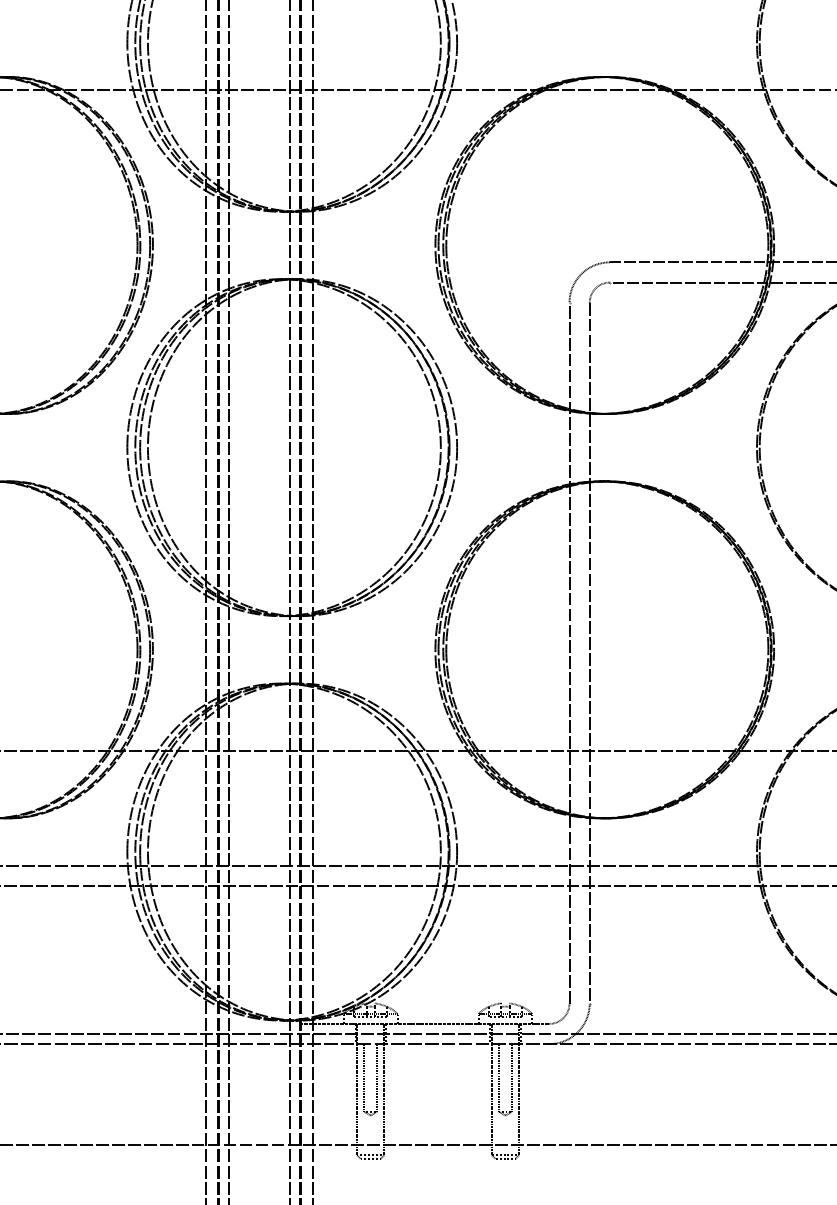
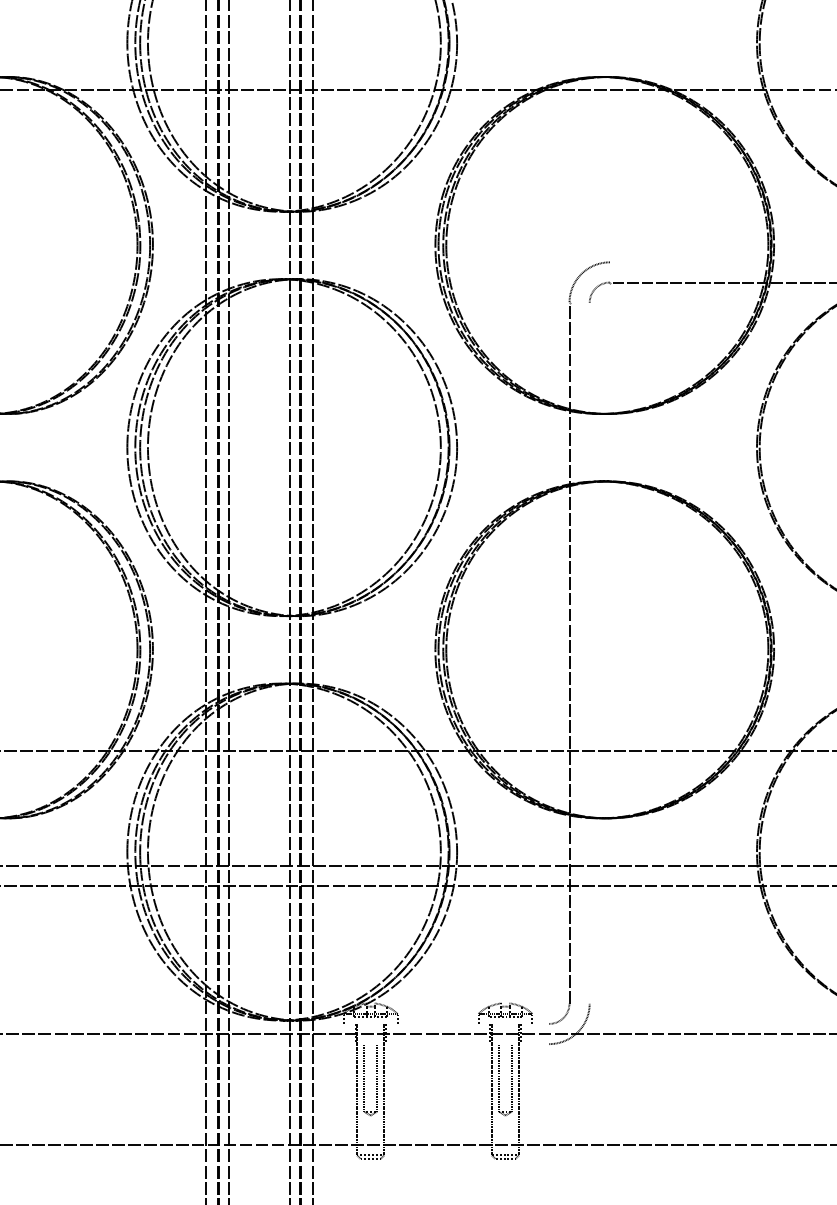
line: present -> none (721, 262)
line: present -> none (589, 652)
line: present -> none (424, 1023)
line: present -> none (417, 1044)
